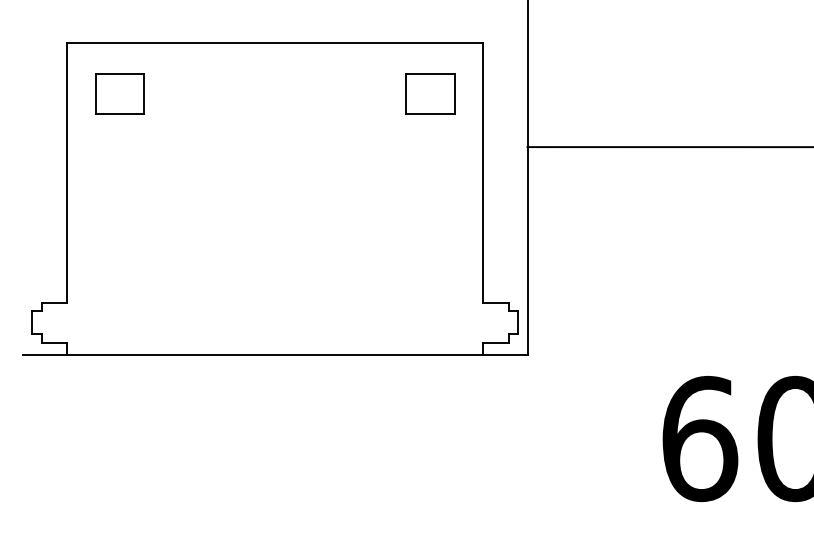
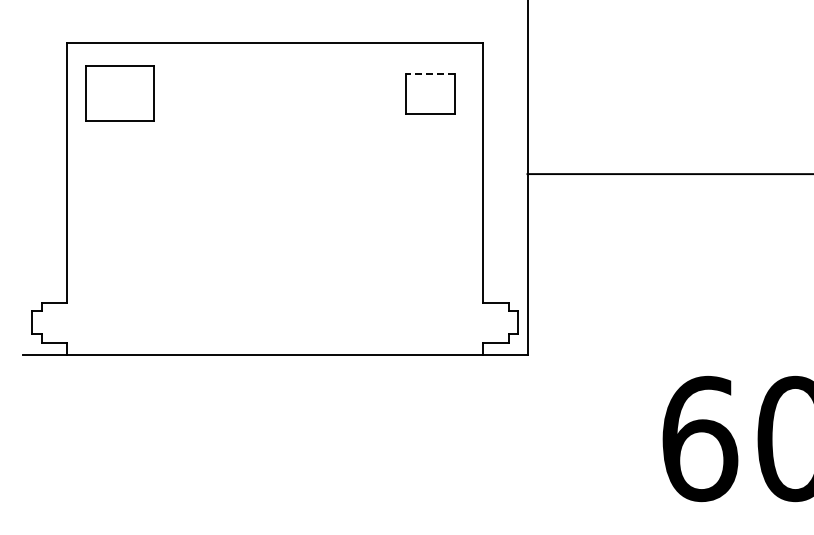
line: solid -> dashed (429, 73)
part size: 50x42 px -> 70x57 px (119, 93)
line position: (668, 147) -> (668, 174) (668, 174)
